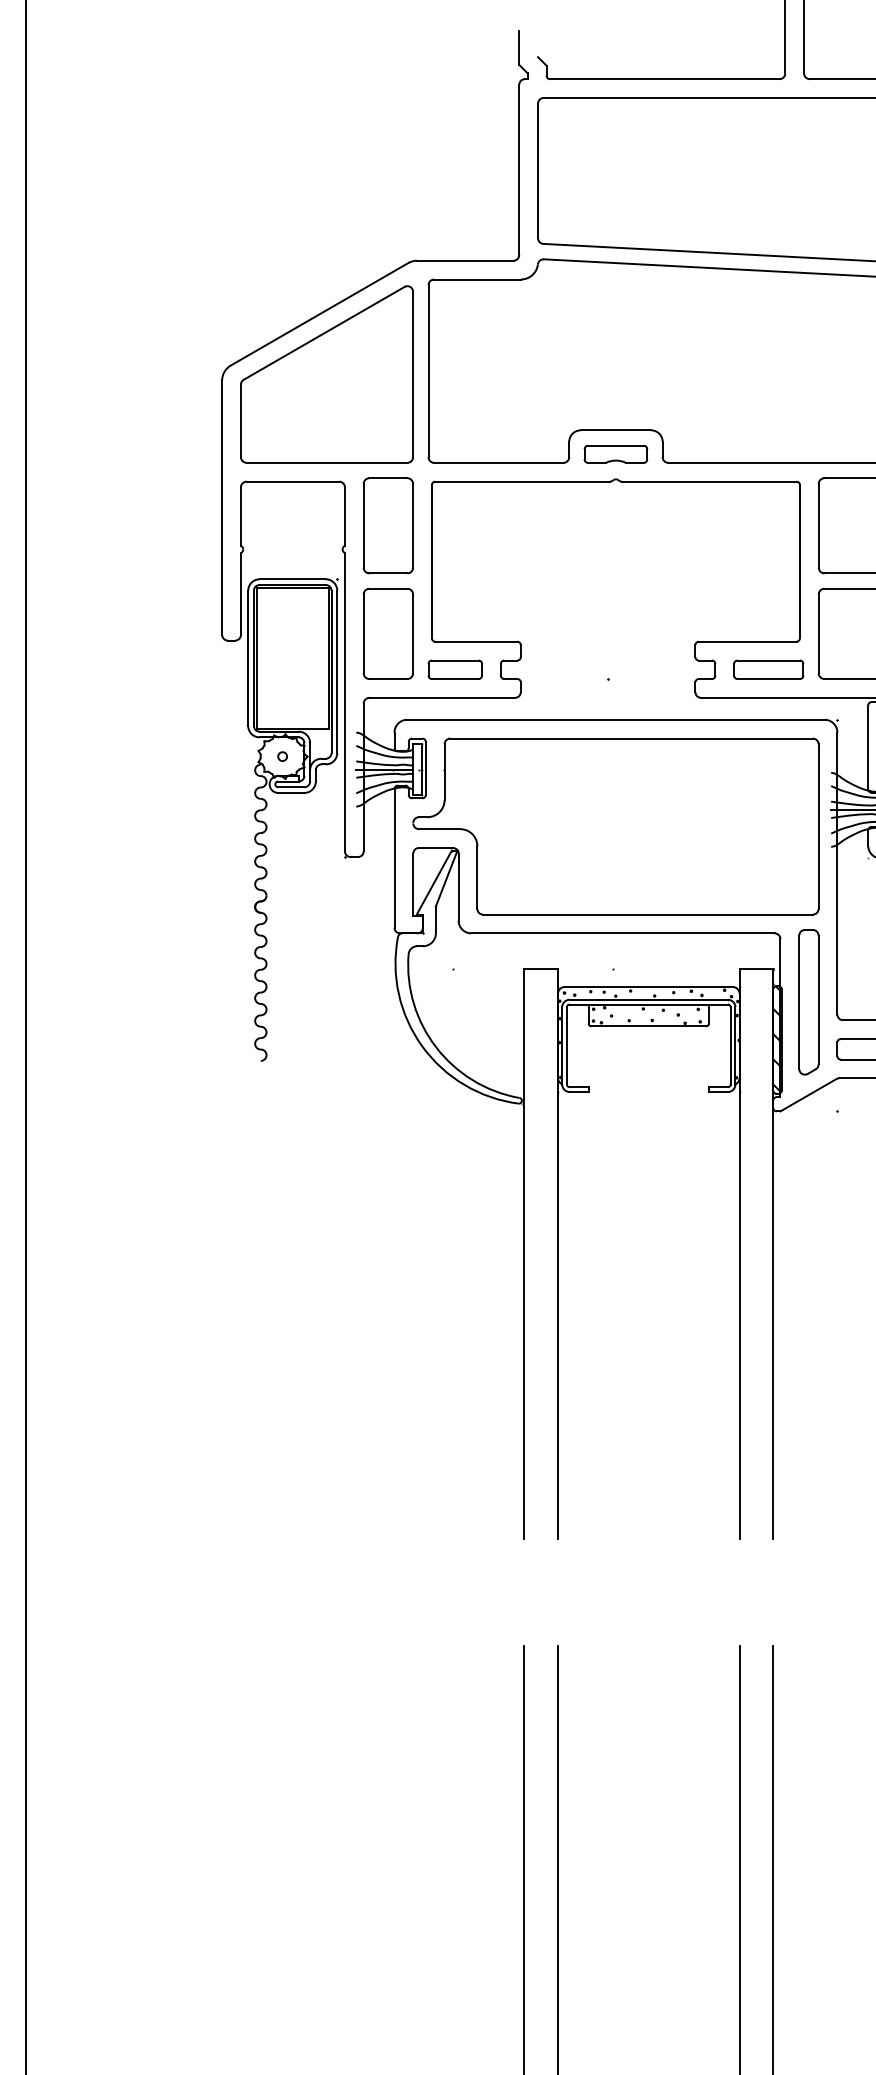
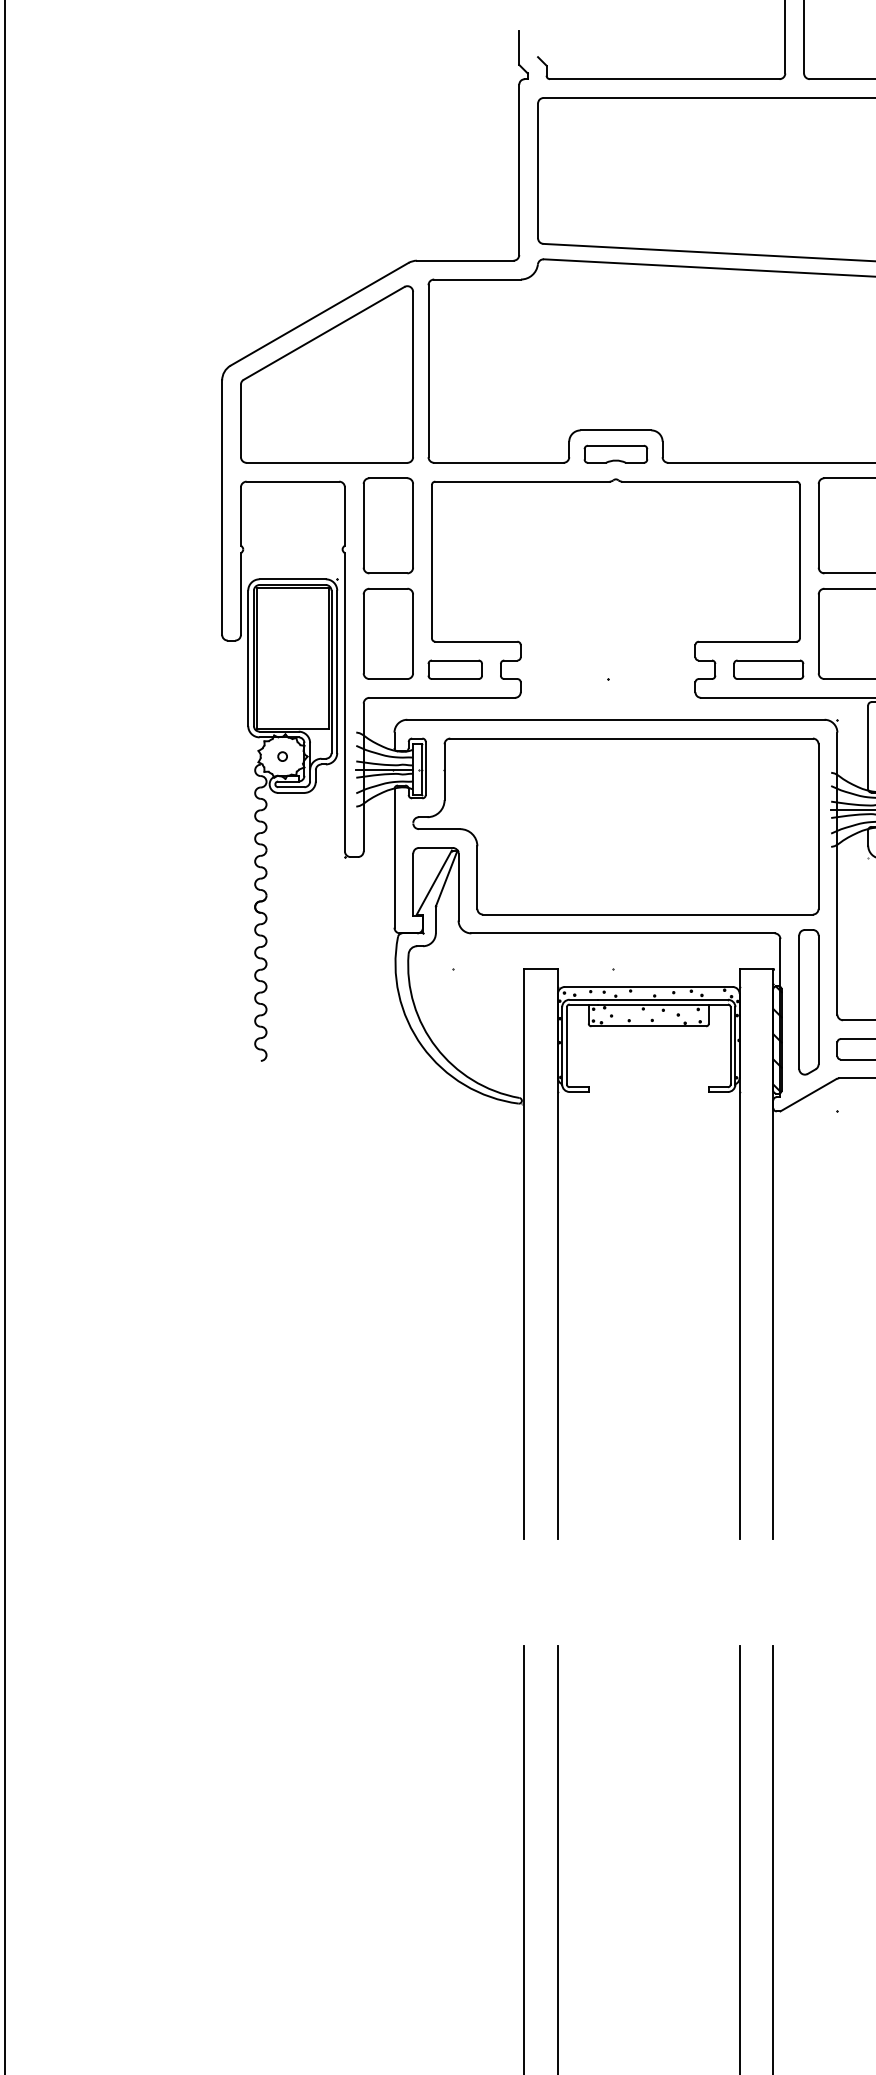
line position: (26, 1036) -> (5, 1036) (5, 1036)
